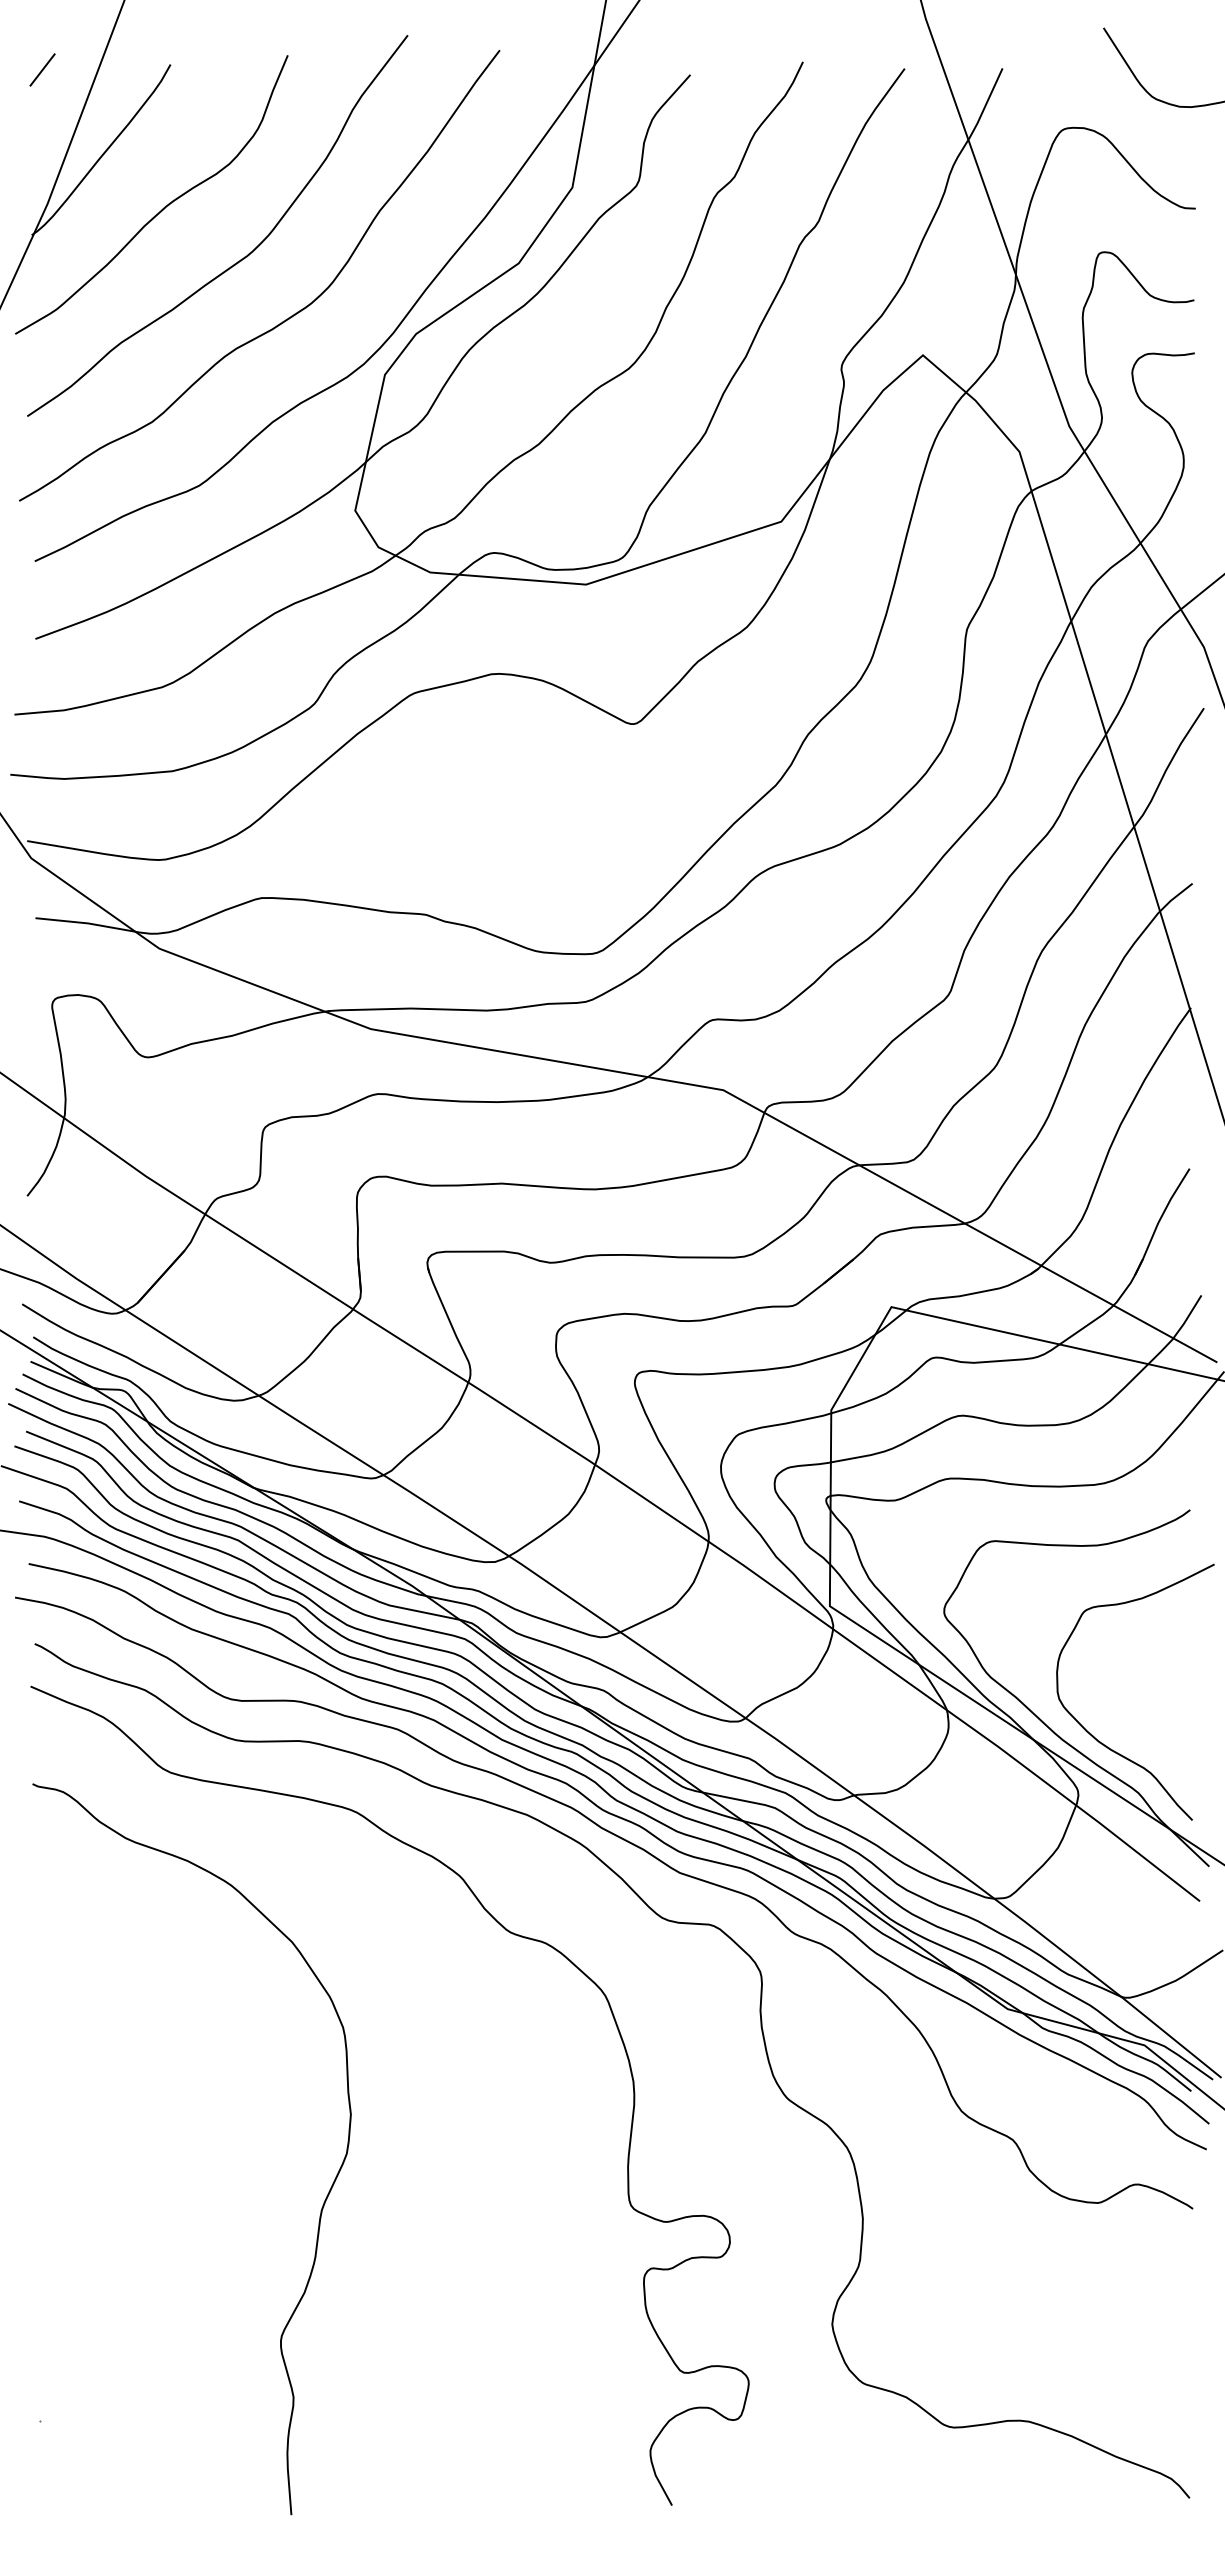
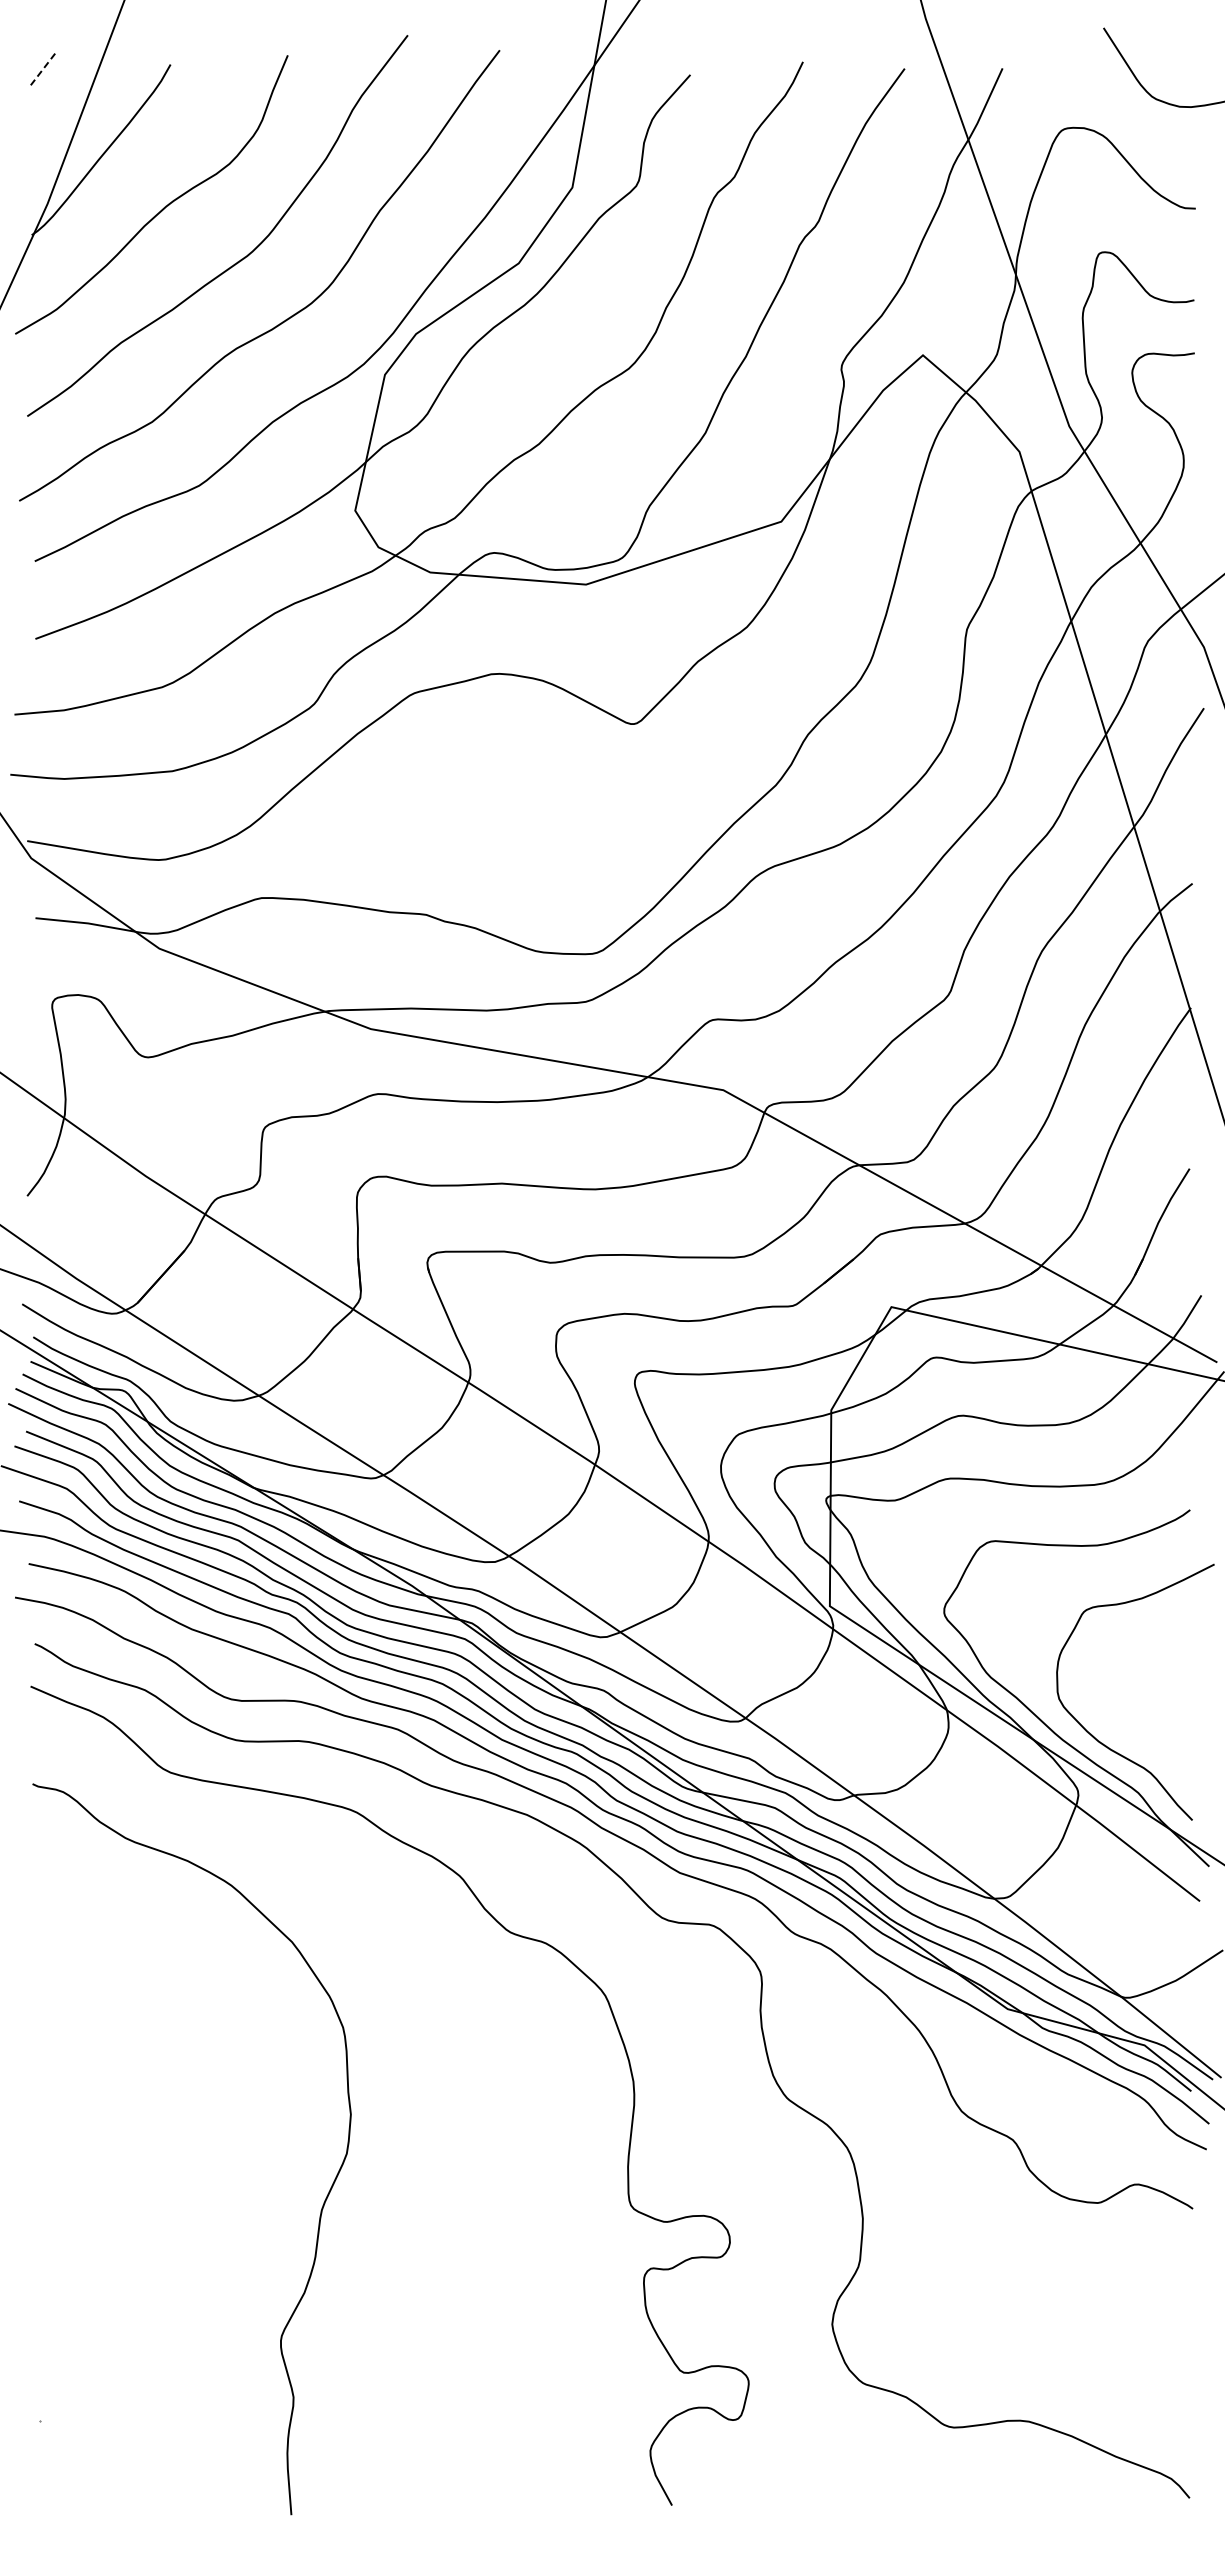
line: solid -> dashed (42, 69)
